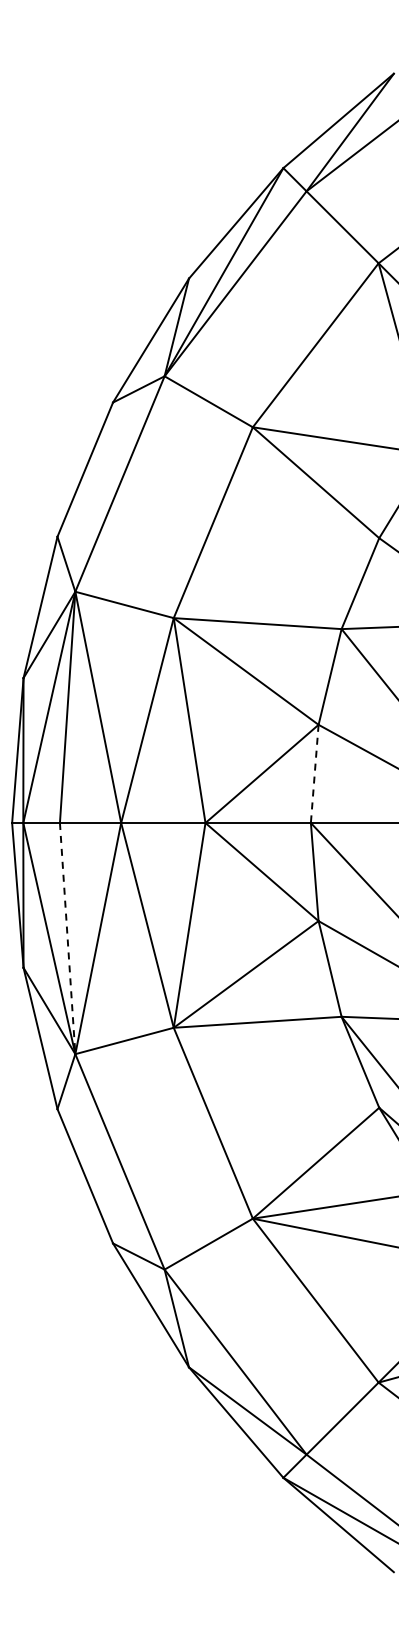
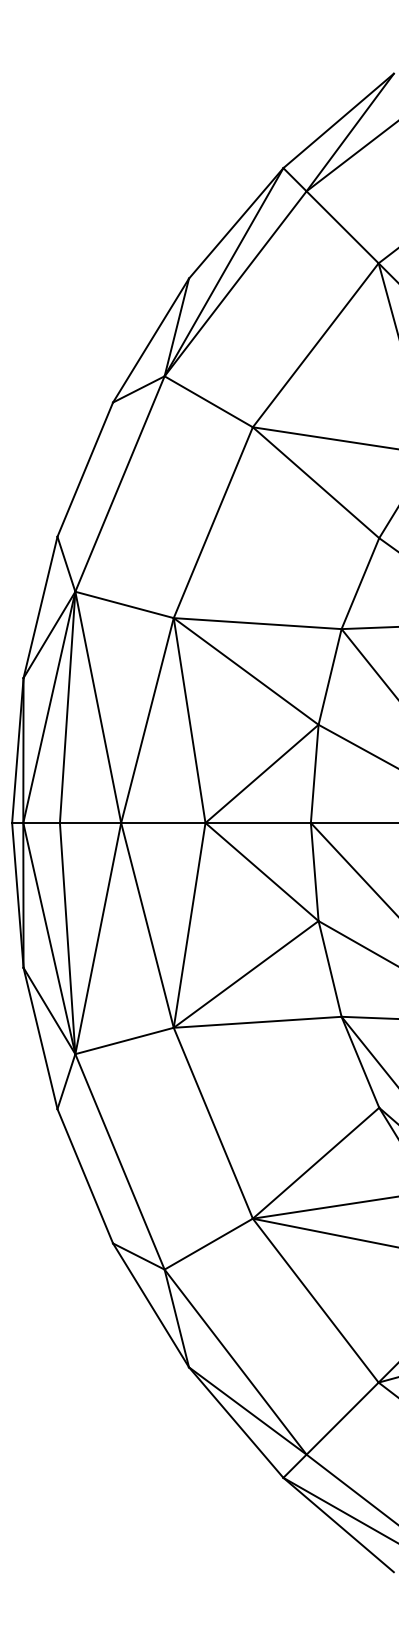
line: dashed -> solid (314, 774)
line: dashed -> solid (67, 938)
